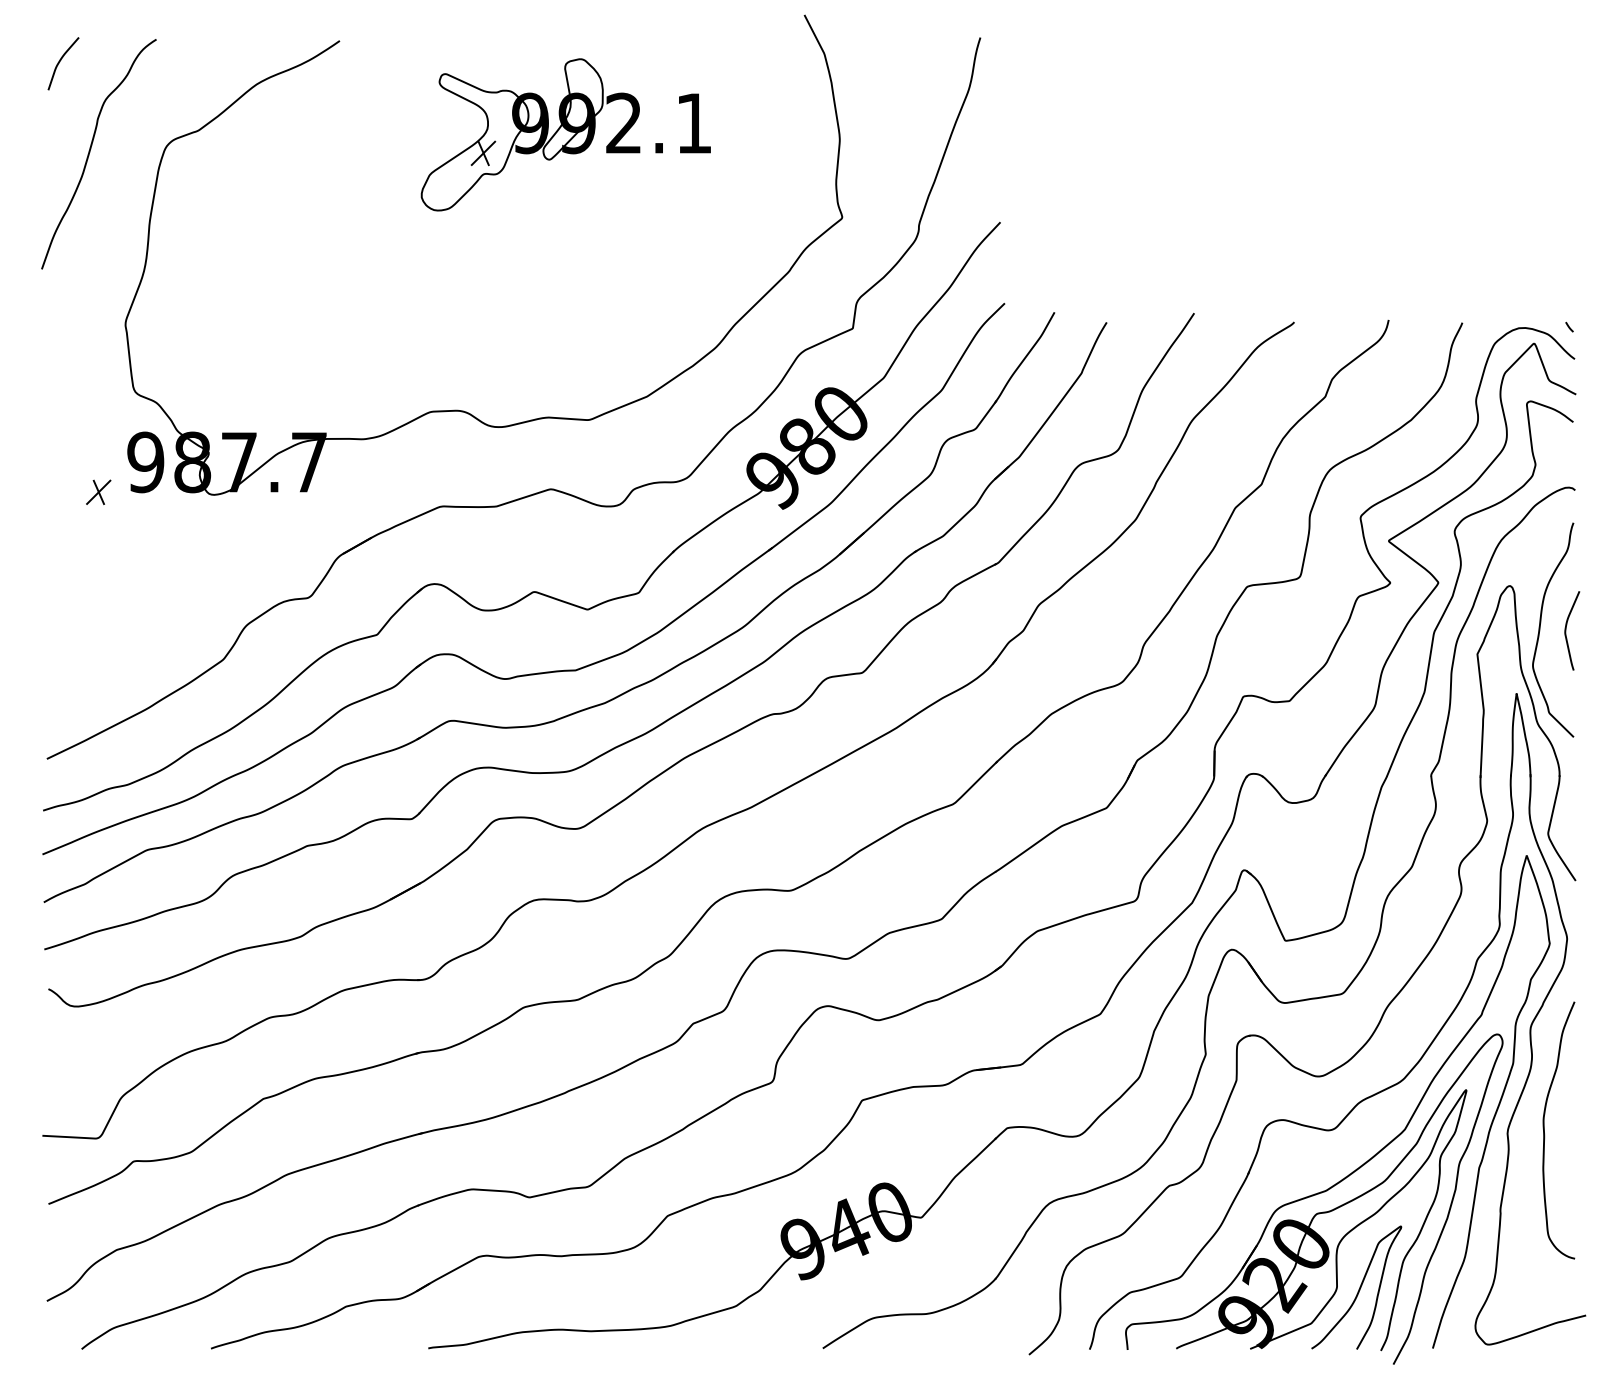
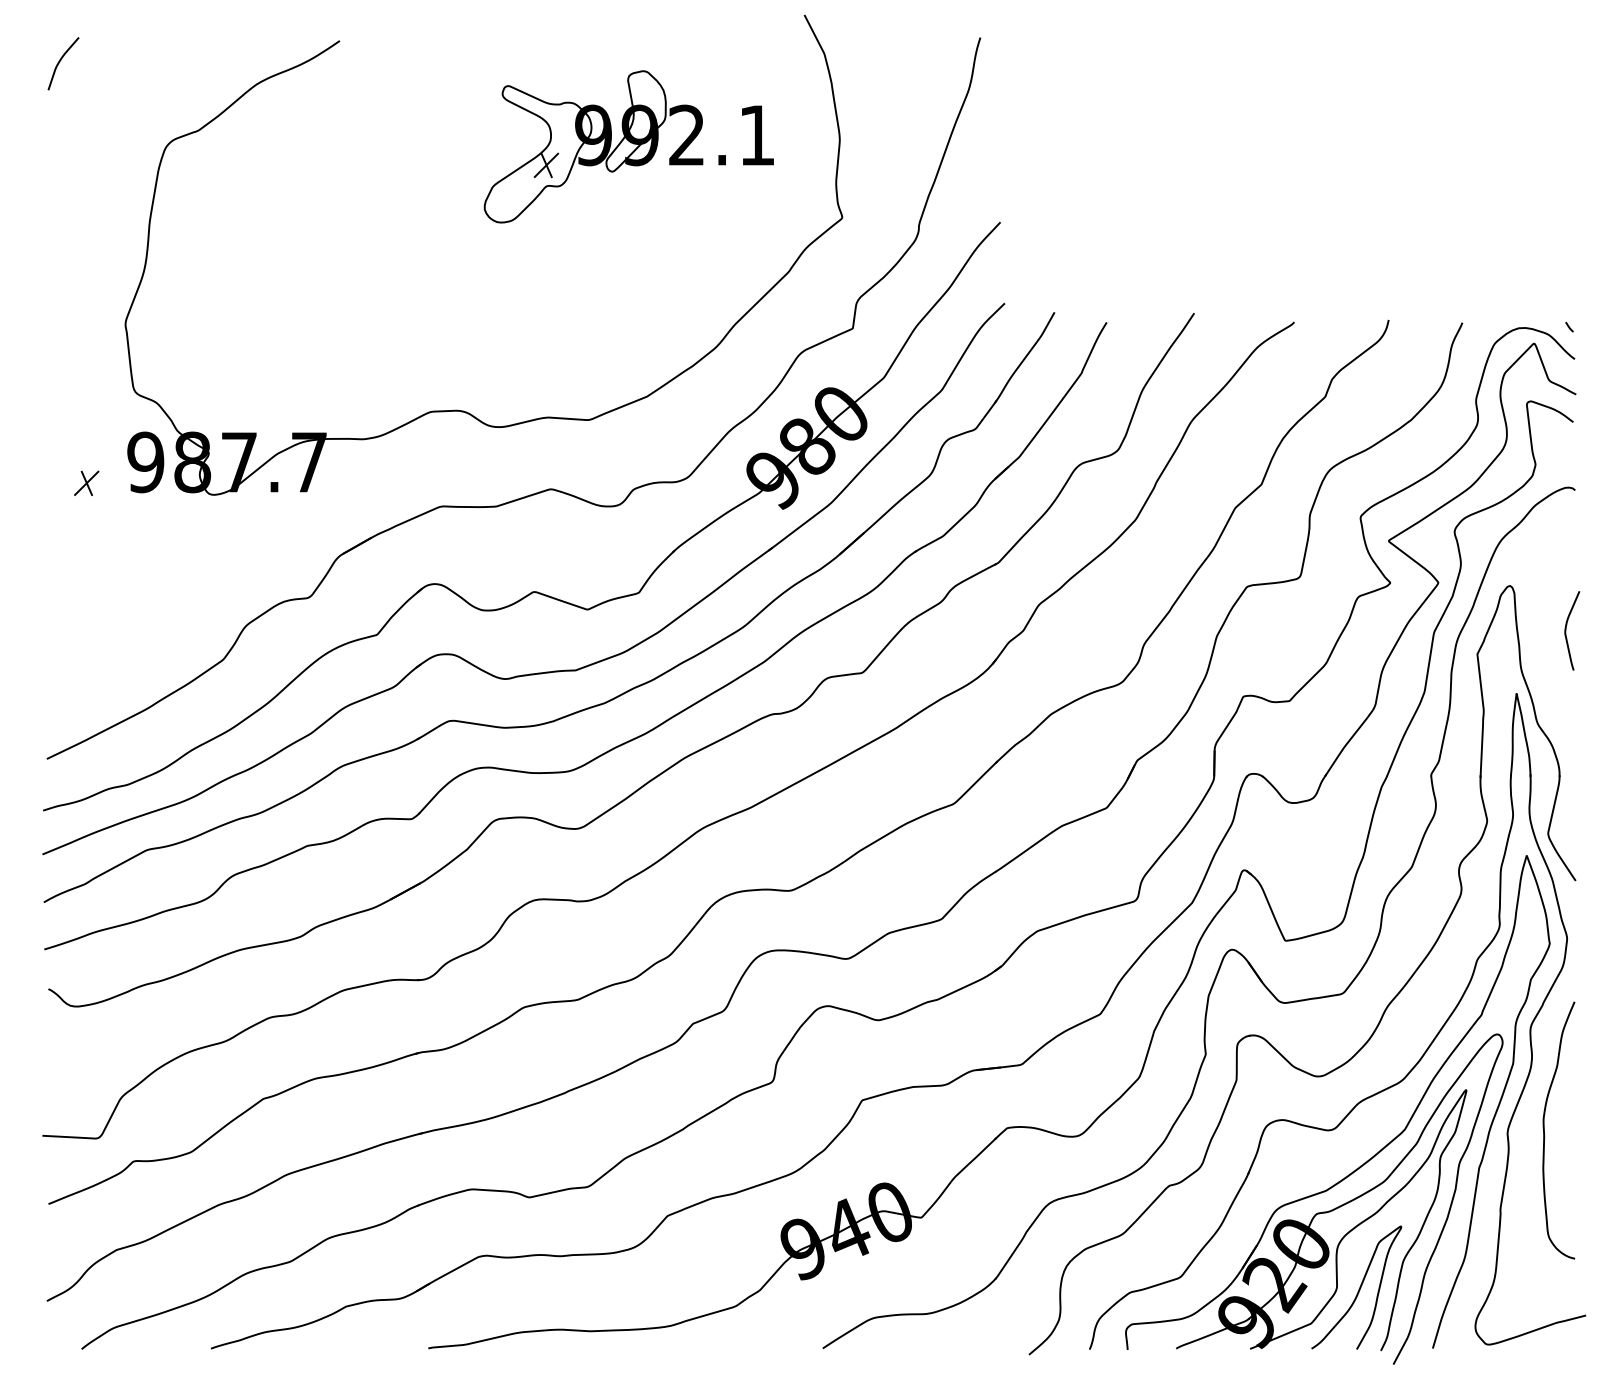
part position: (565, 134) -> (628, 146) (628, 146)
curve: present -> none (90, 152)
part position: (98, 491) -> (86, 482) (86, 482)
curve: present -> none (1540, 629)
